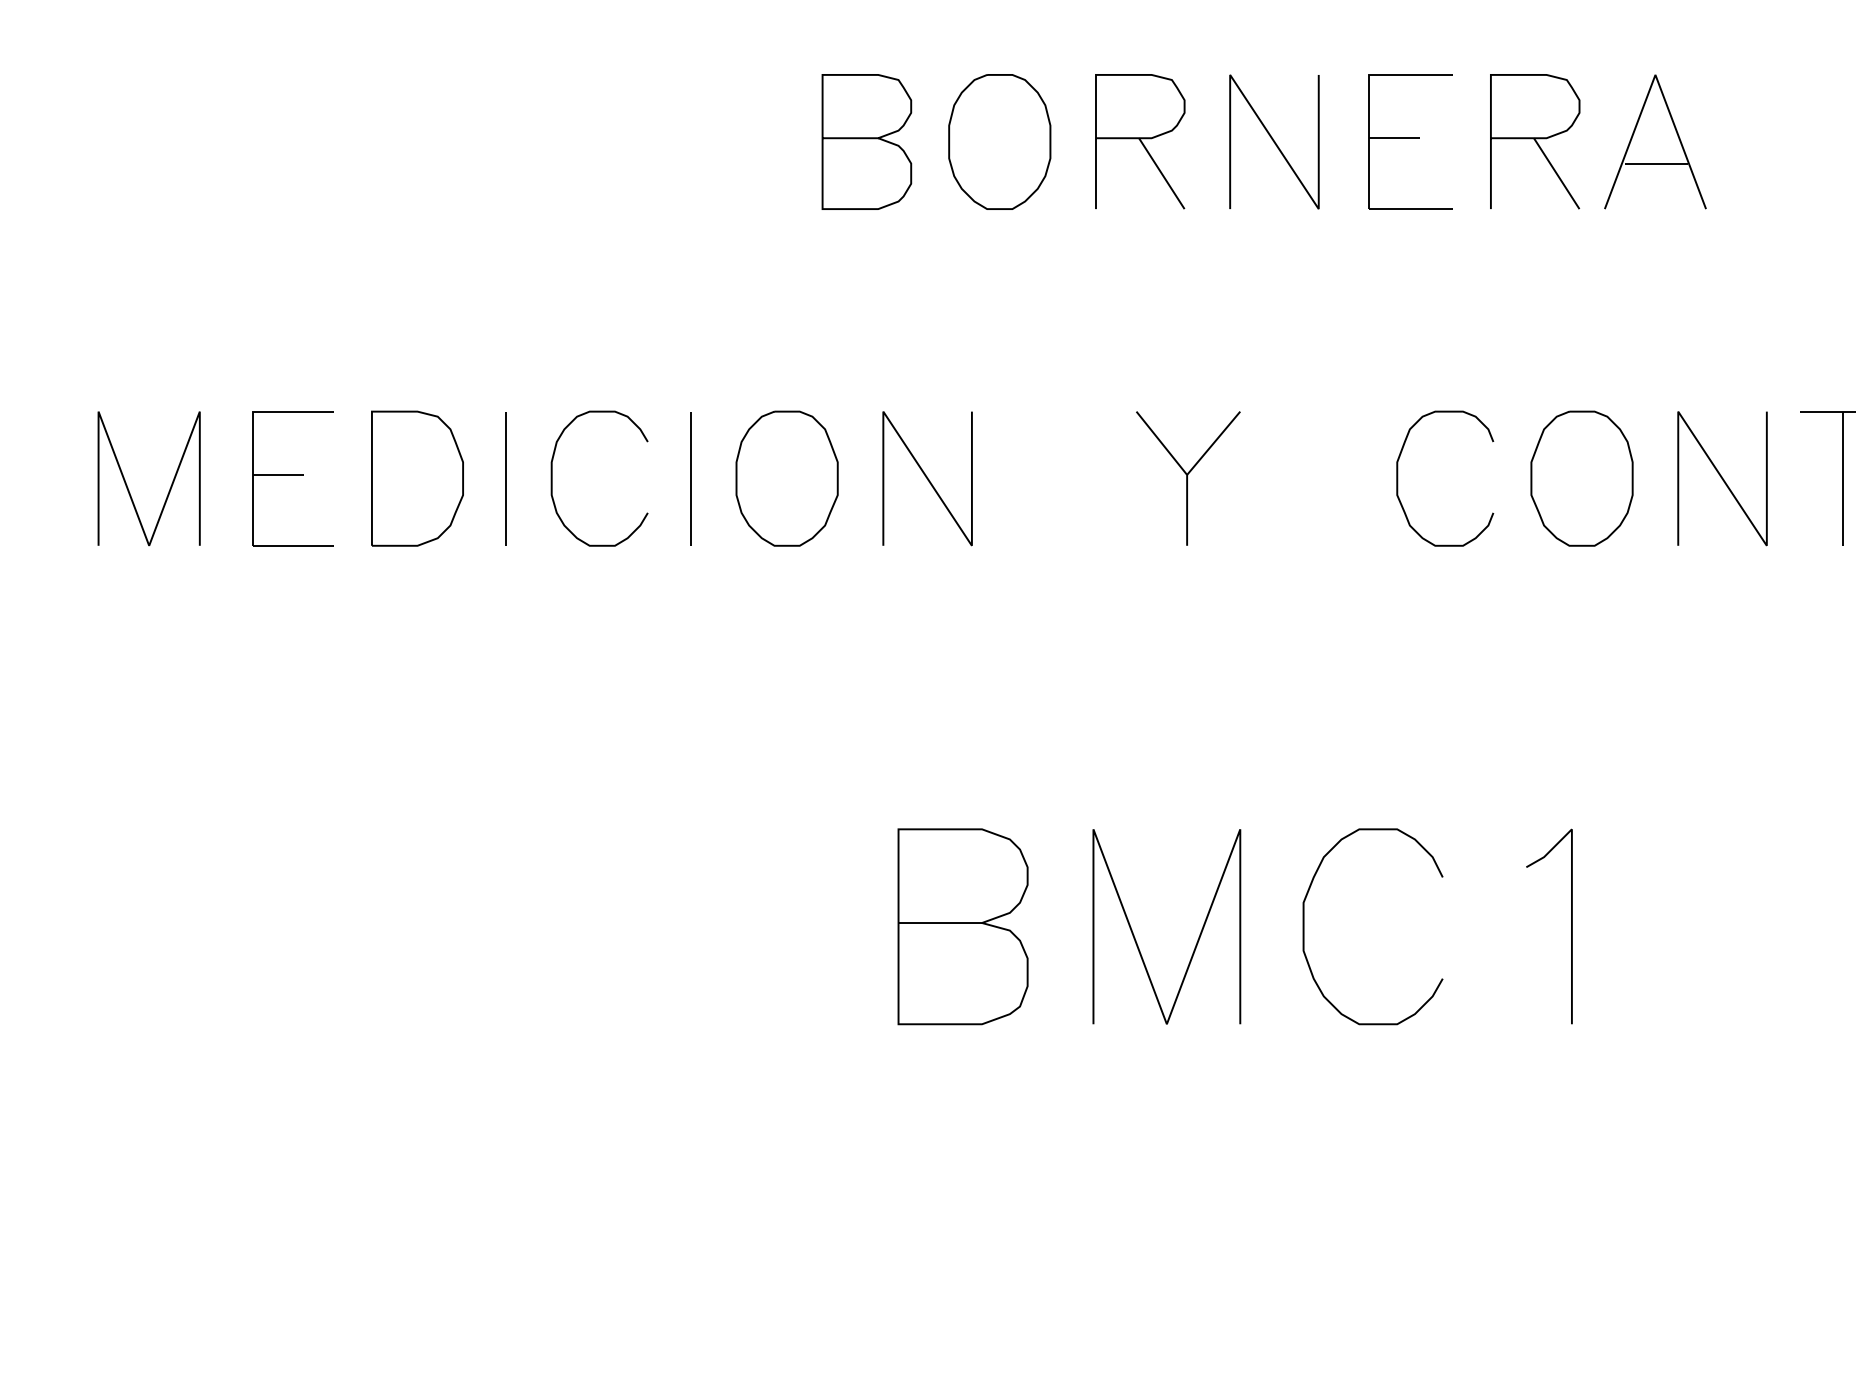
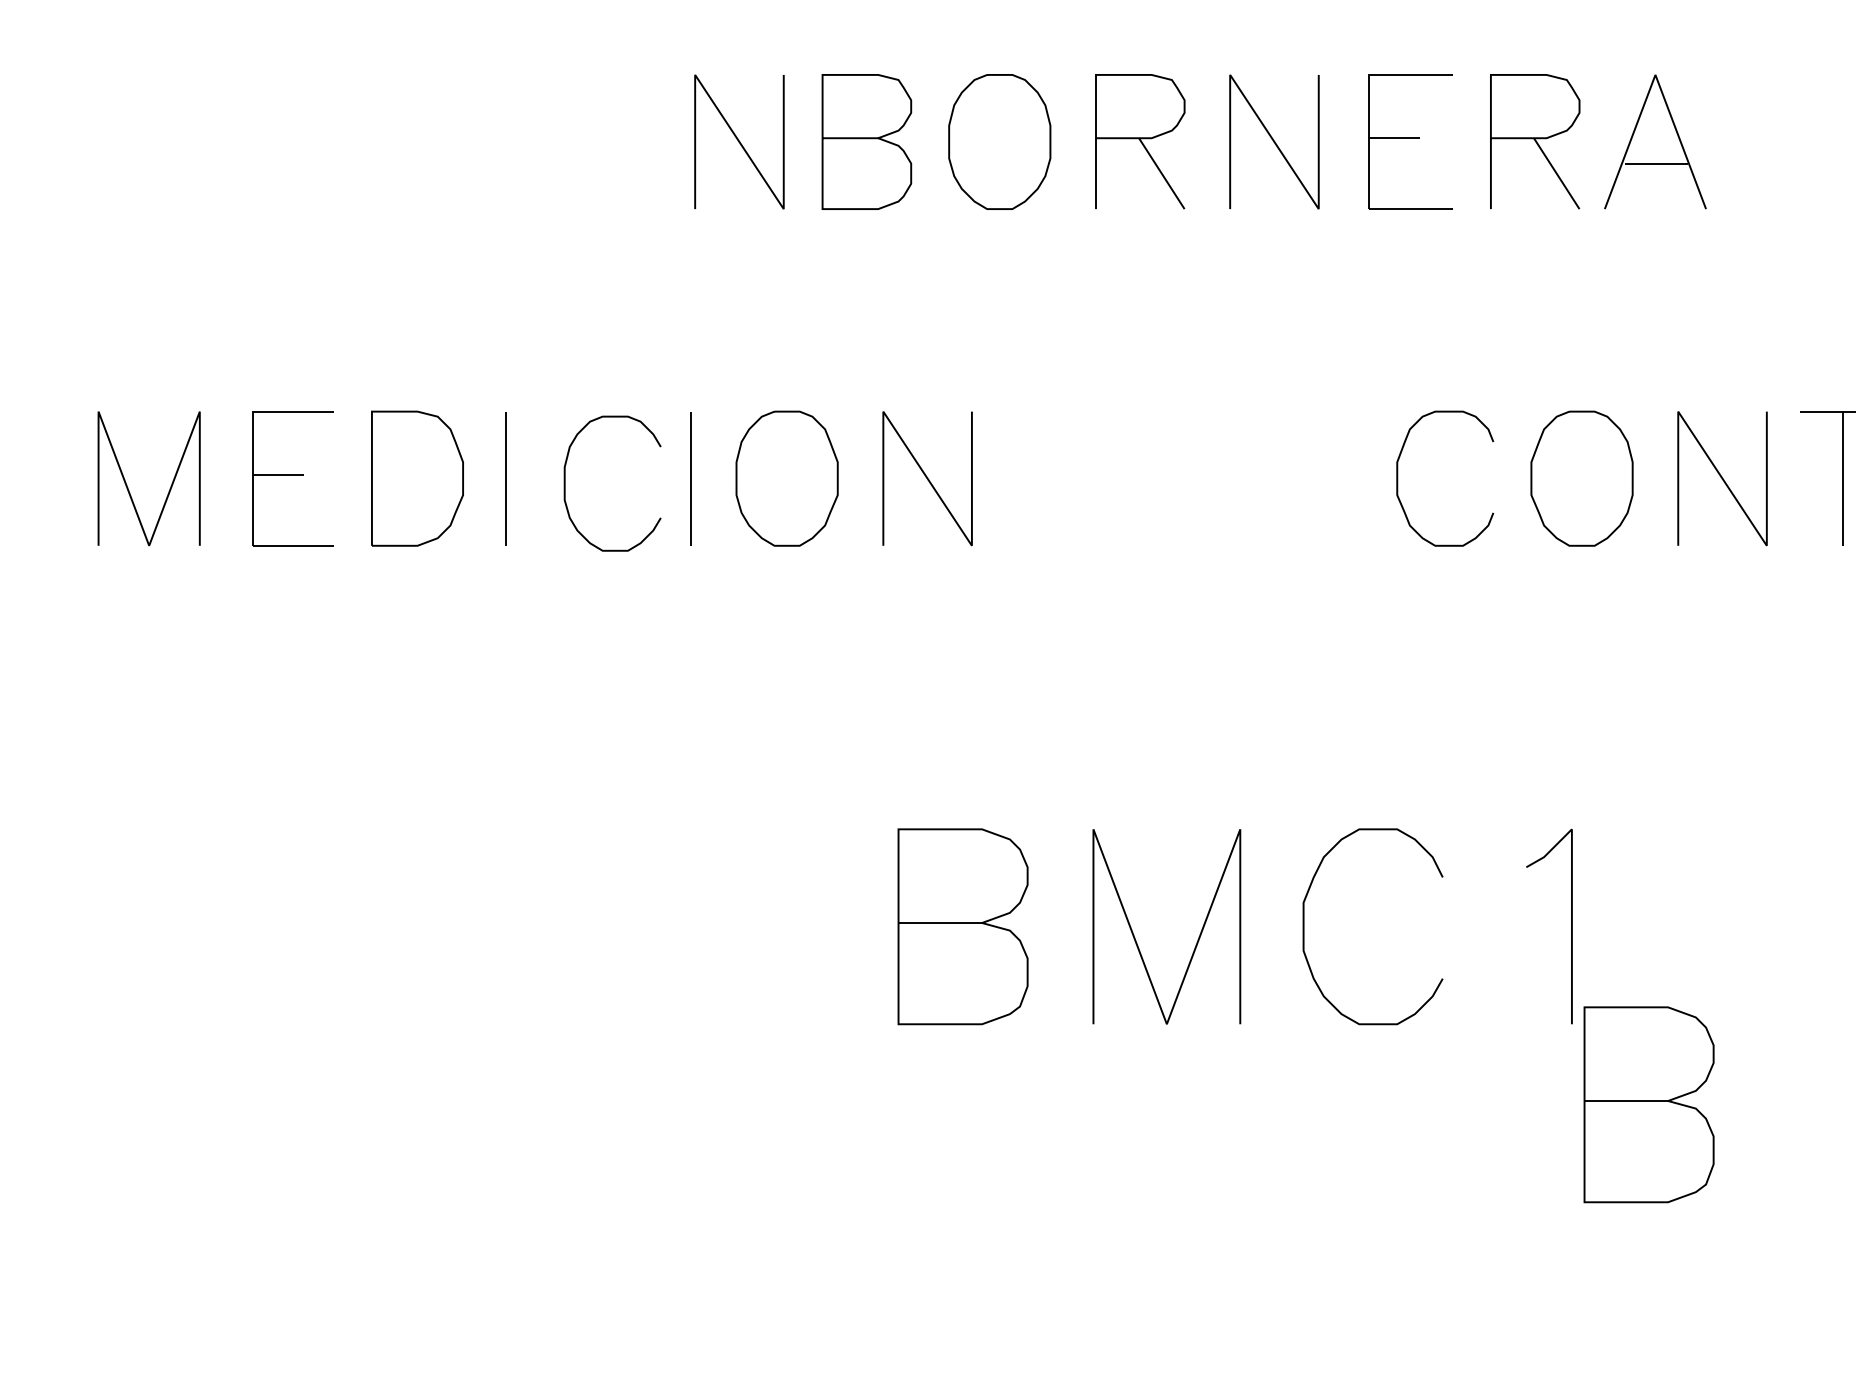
curve: none -> present (739, 141)
curve position: (552, 478) -> (565, 483) (565, 483)
part: present -> none (1188, 478)
curve: none -> present (1648, 1101)
